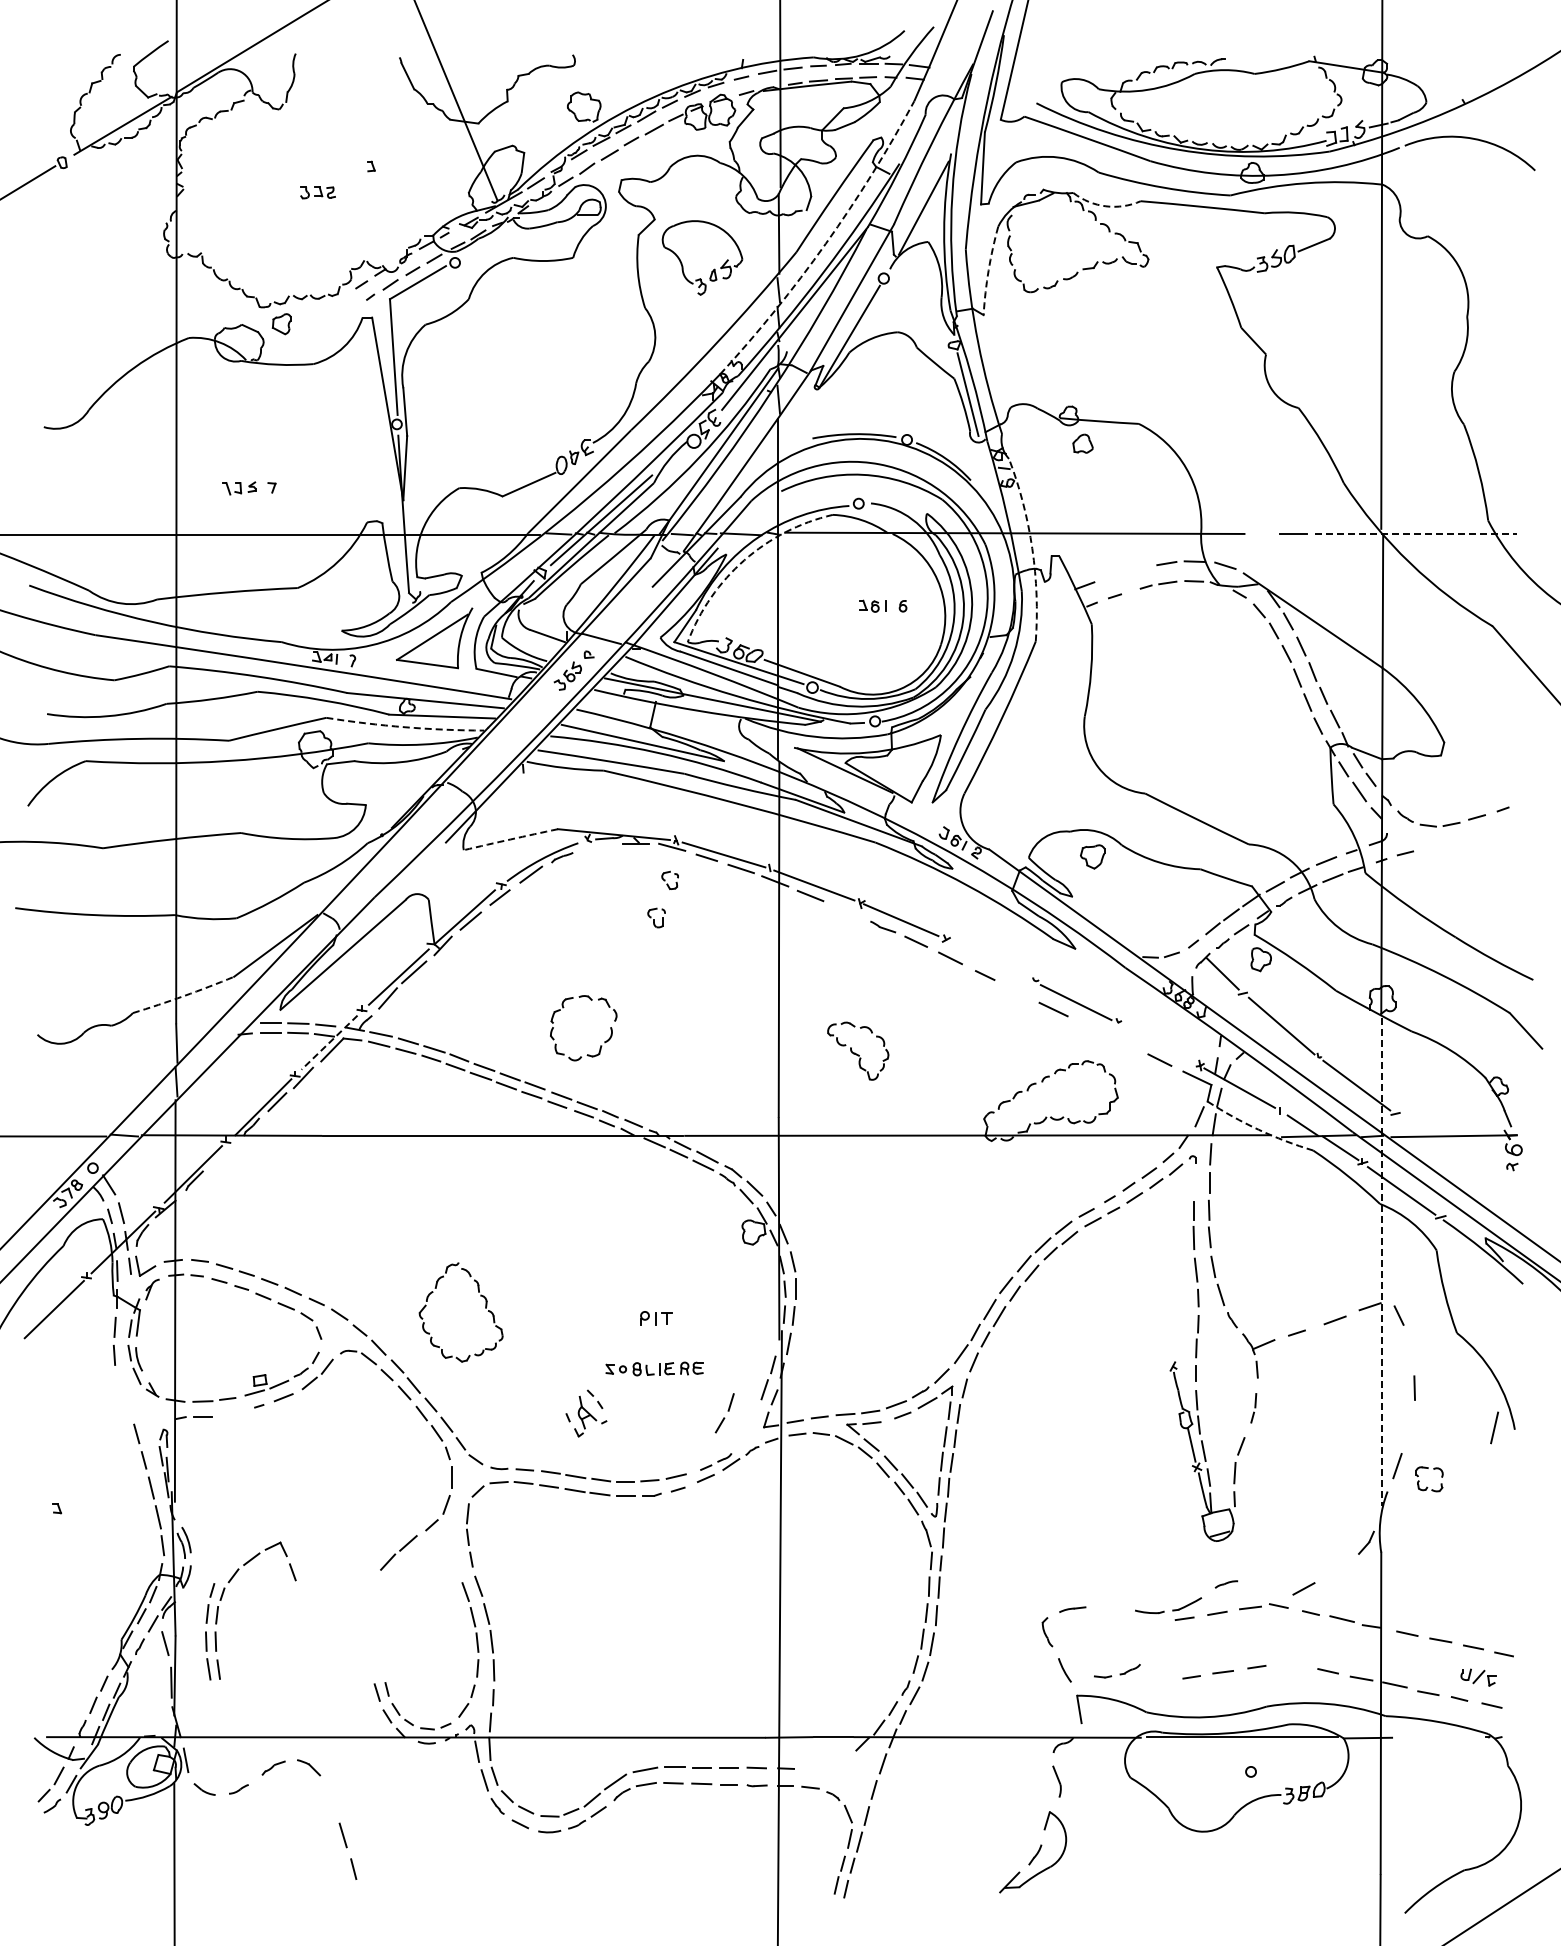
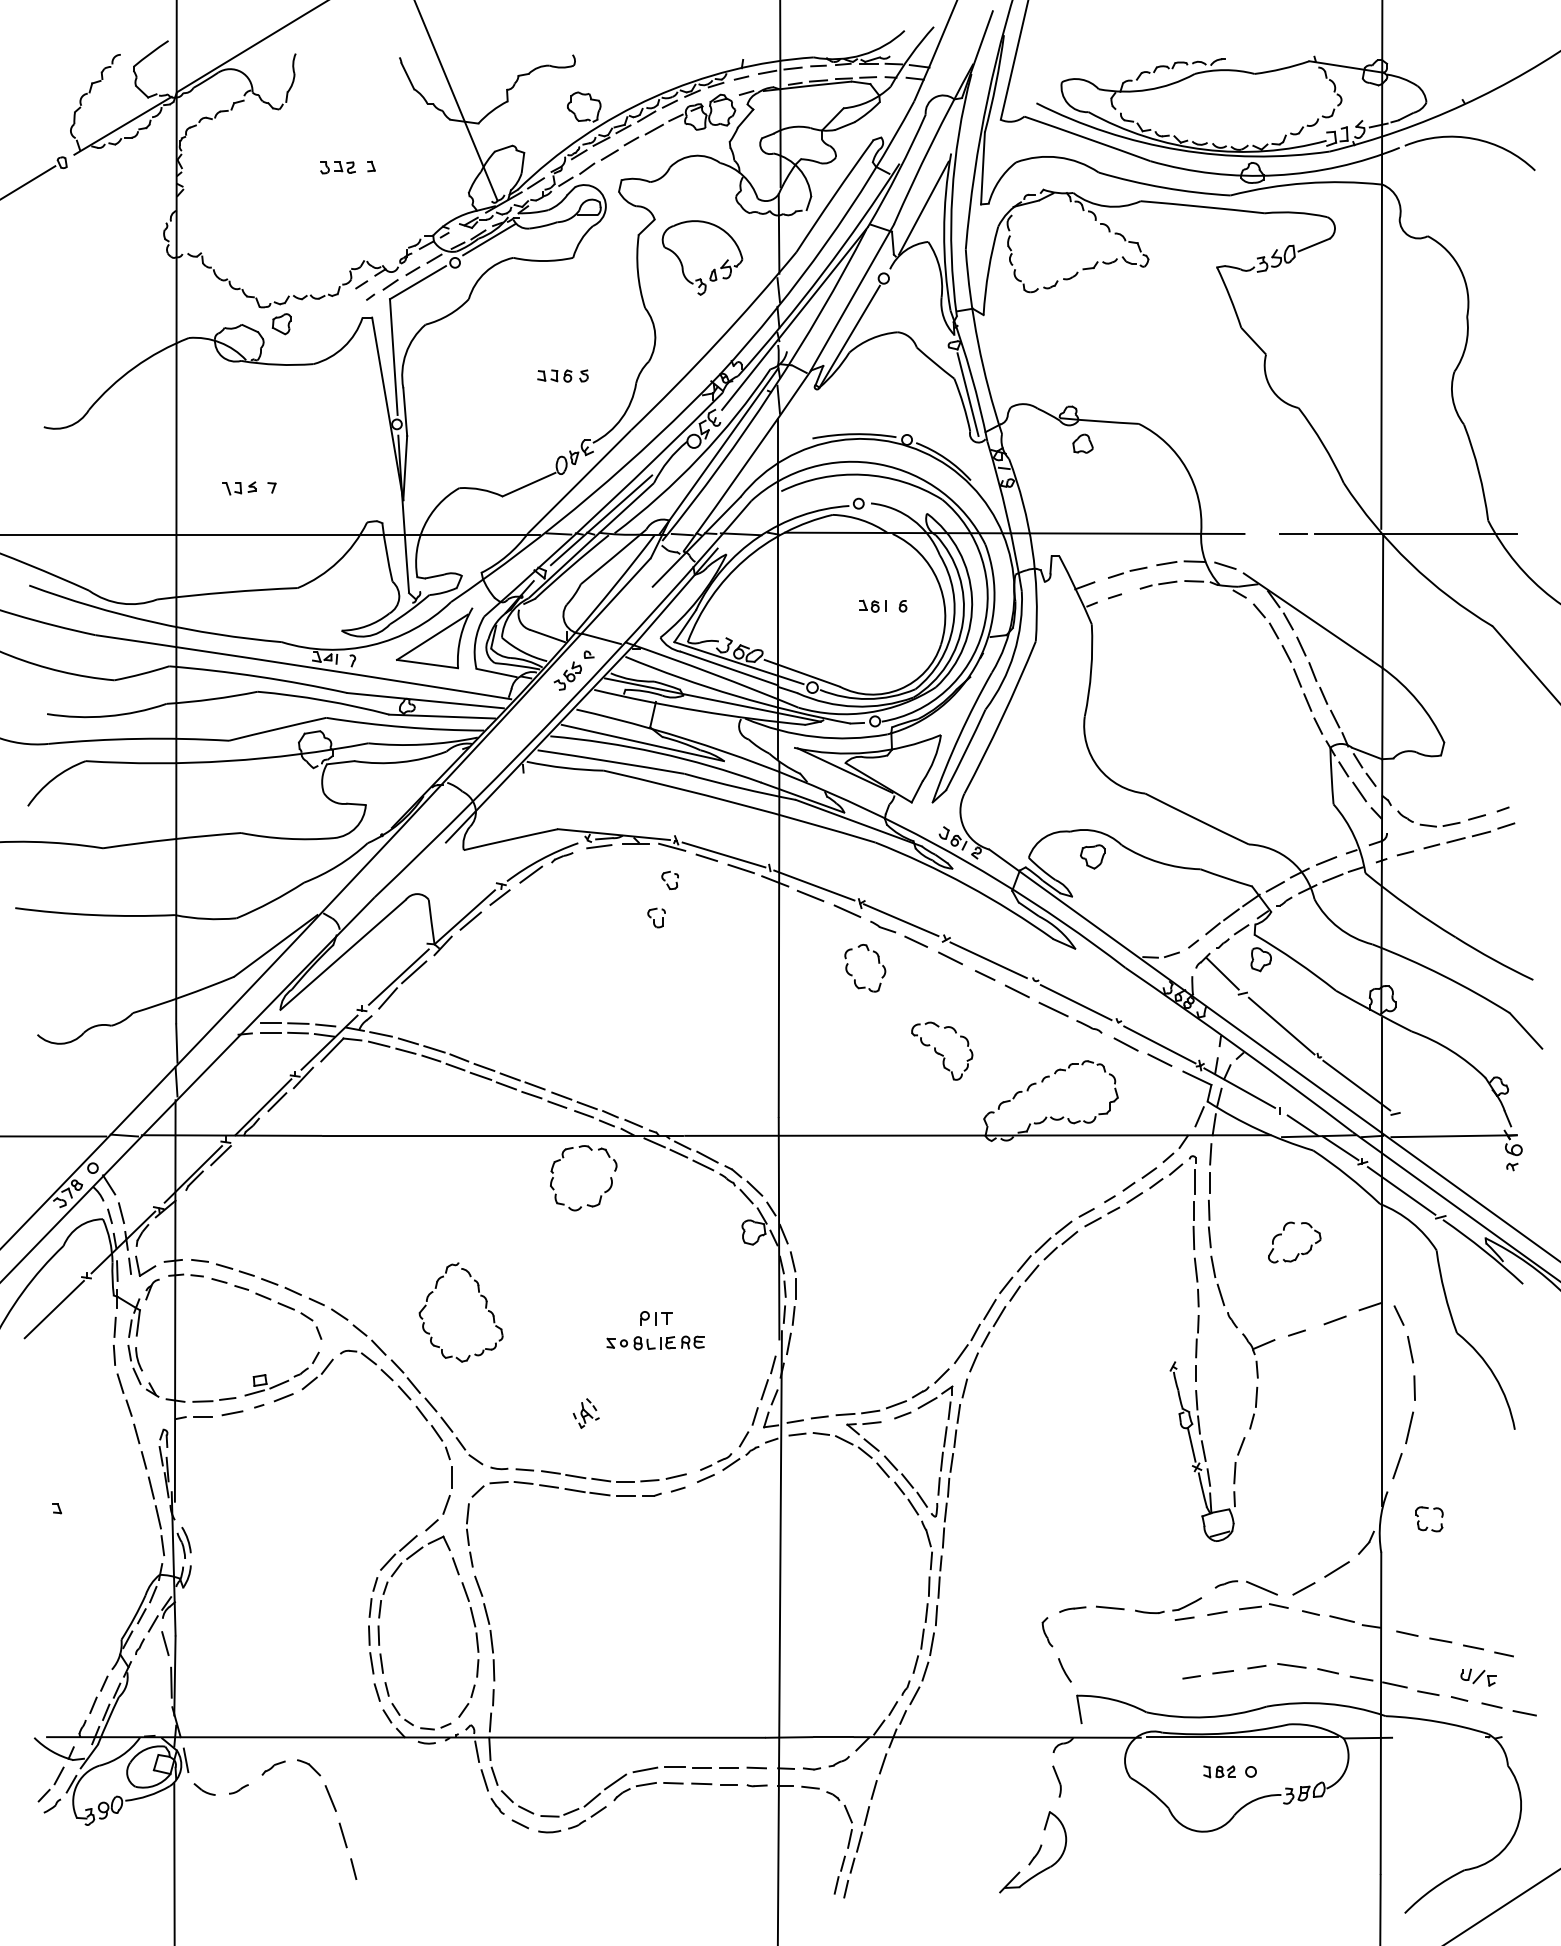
part position: (317, 192) -> (337, 167) (337, 167)
arc: dashed -> solid (1105, 206)
line: none -> present (489, 239)
arc: dashed -> solid (825, 243)
arc: dashed -> solid (988, 270)
part: none -> present (562, 375)
line: dashed -> solid (1416, 533)
arc: dashed -> solid (1032, 548)
arc: dashed -> solid (744, 560)
part: none -> present (1127, 572)
arc: dashed -> solid (405, 727)
part: none -> present (1469, 835)
arc: dashed -> solid (510, 839)
line: none -> present (599, 846)
line: none -> present (847, 911)
line: none -> present (988, 960)
part: none -> present (878, 963)
line: none -> present (1016, 991)
arc: dashed -> solid (183, 996)
part: none -> present (1089, 1026)
line: dashed -> solid (329, 1042)
line: none -> present (1125, 1044)
line: none -> present (1159, 1044)
part position: (600, 1045) -> (600, 1195) (600, 1195)
part position: (858, 1050) -> (942, 1050) (942, 1050)
arc: dashed -> solid (1258, 1129)
line: none -> present (220, 1155)
line: none -> present (1194, 1182)
part: none -> present (1297, 1253)
line: dashed -> solid (1381, 1262)
line: none -> present (1410, 1349)
part position: (654, 1368) -> (655, 1342) (655, 1342)
part: none -> present (124, 1394)
part size: 8x31 px -> 10x43 px (1253, 1408)
line: none -> present (232, 1413)
part size: 43x49 px -> 28x31 px (585, 1413)
part position: (724, 1413) -> (748, 1427) (748, 1427)
line position: (1494, 1427) -> (1409, 1427) (1409, 1427)
part position: (1427, 1486) -> (1427, 1526) (1427, 1526)
line: none -> present (1336, 1569)
line: none -> present (1261, 1587)
part position: (222, 1598) -> (385, 1592) (385, 1592)
line: none -> present (1109, 1607)
line: none -> present (1291, 1665)
part position: (1117, 1671) -> (826, 1763) (826, 1763)
line: none -> present (1524, 1713)
part: none -> present (1219, 1771)
line: none -> present (330, 1798)
